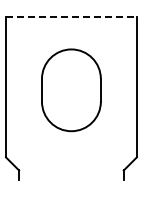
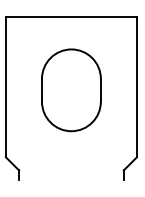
line: dashed -> solid (71, 16)
